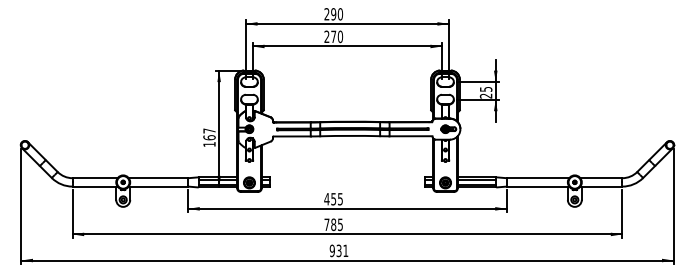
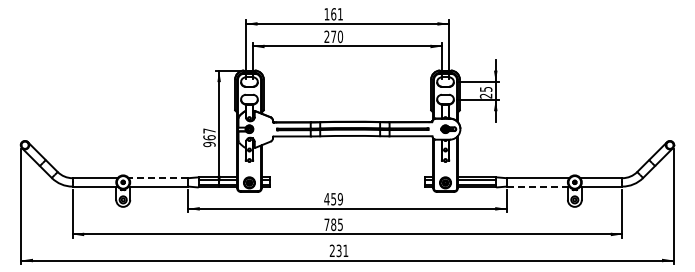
text: 290 -> 161 (333, 14)
text: 167 -> 967 (209, 144)
line: solid -> dashed (158, 178)
line: solid -> dashed (538, 186)
text: 455 -> 459 (339, 199)
text: 931 -> 231 (331, 250)
